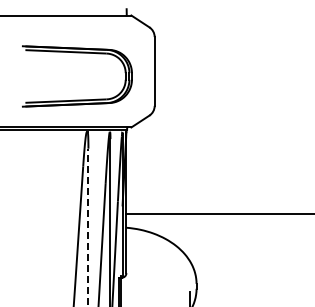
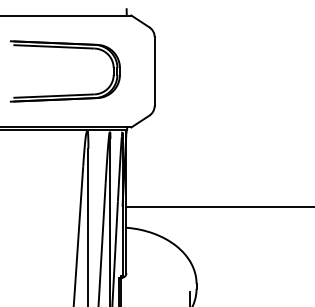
part position: (77, 53) -> (65, 48) (65, 48)
line position: (218, 214) -> (218, 207) (218, 207)
line: dashed -> solid (88, 227)
